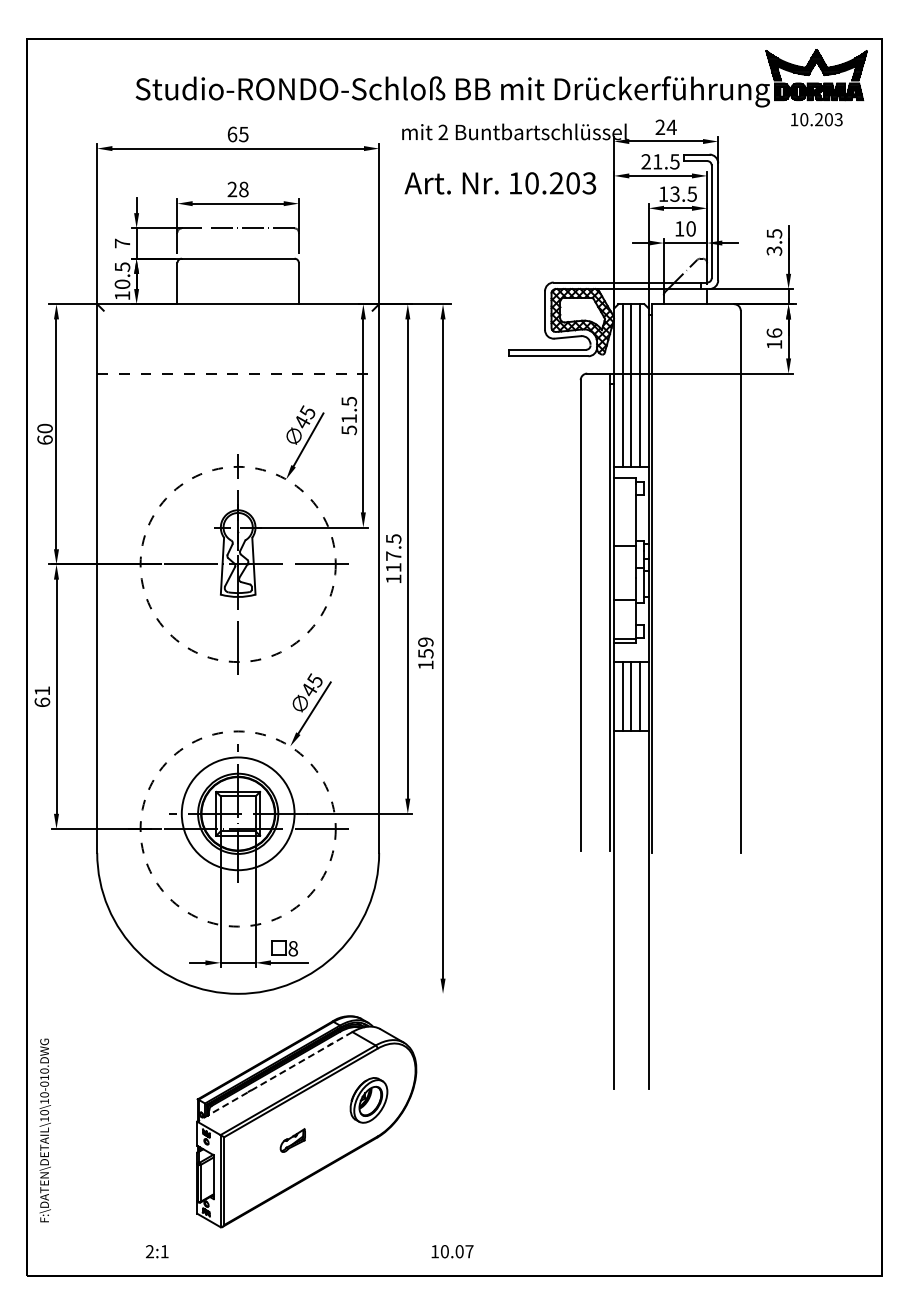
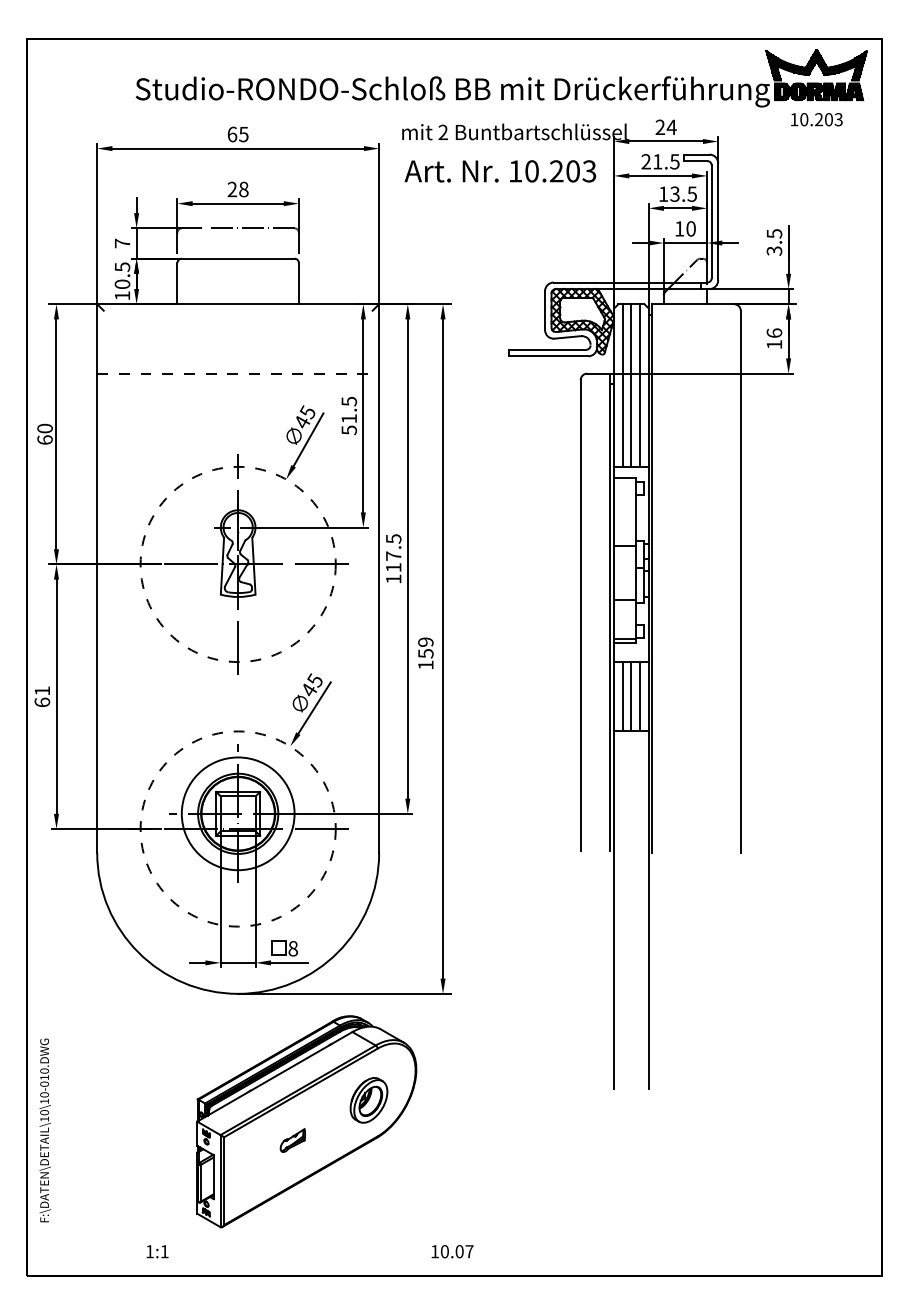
text position: (500, 183) -> (500, 171) (500, 171)
line: none -> present (344, 993)
line: dashed -> solid (274, 1076)
text: 2:1 -> 1:1 (149, 1251)
